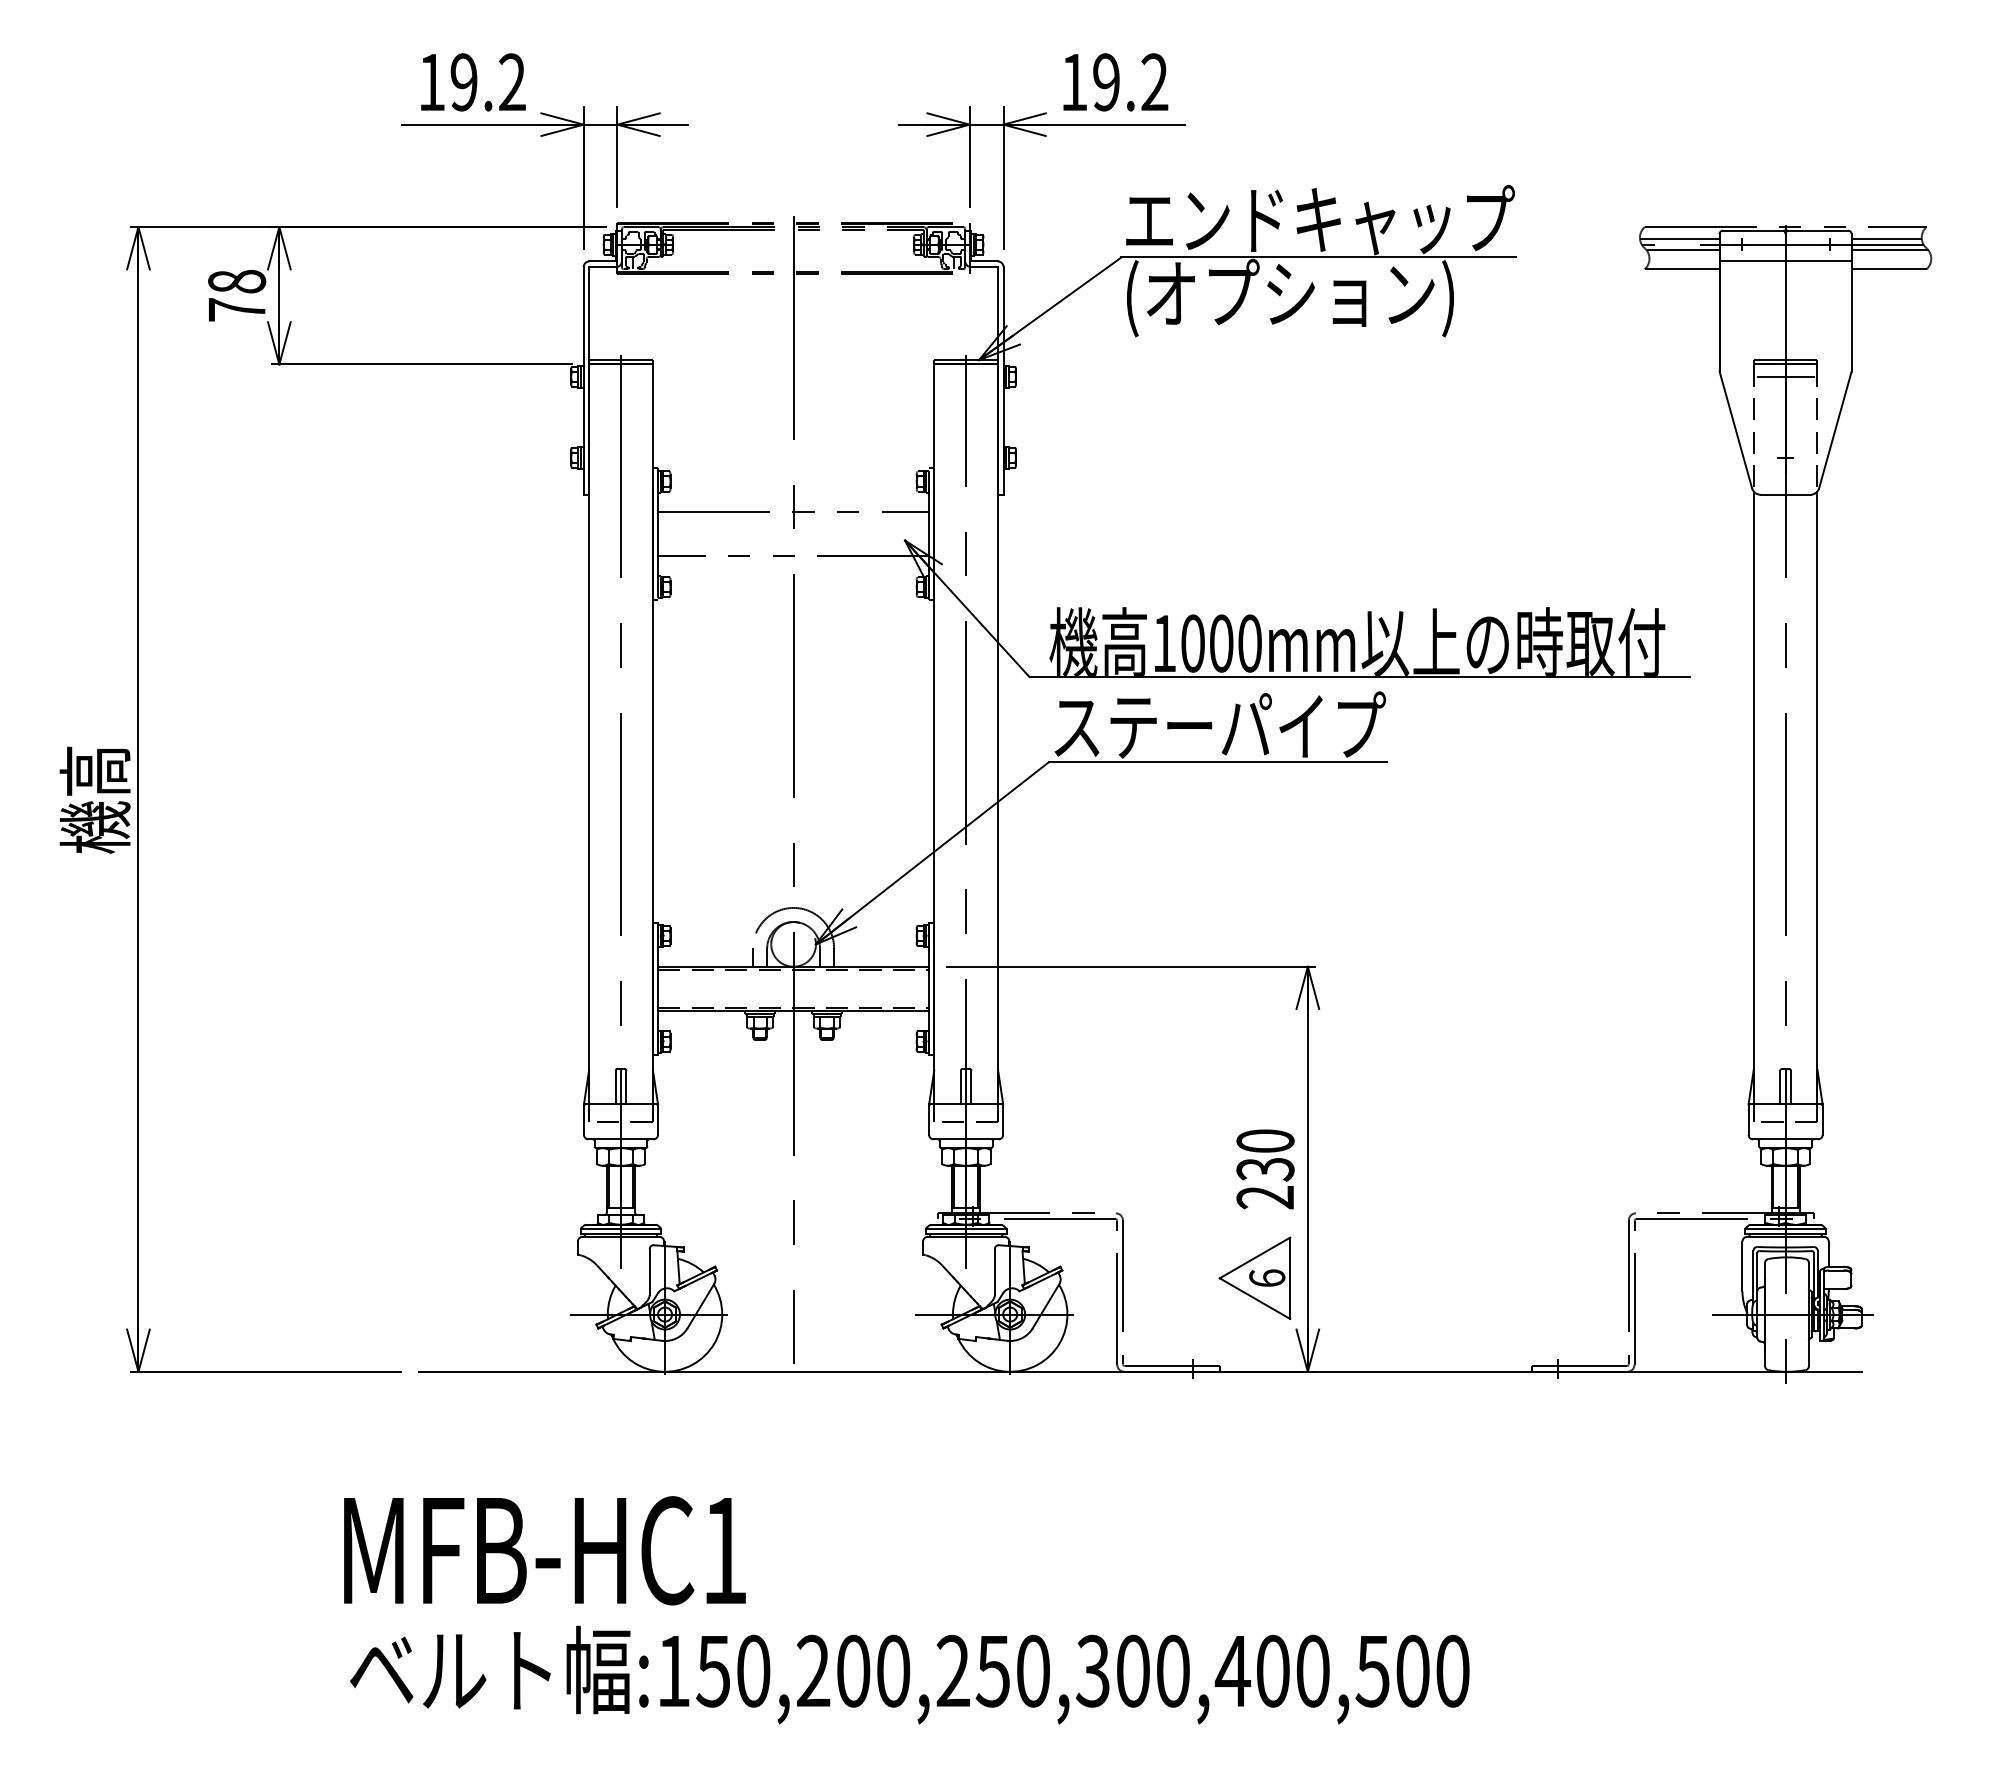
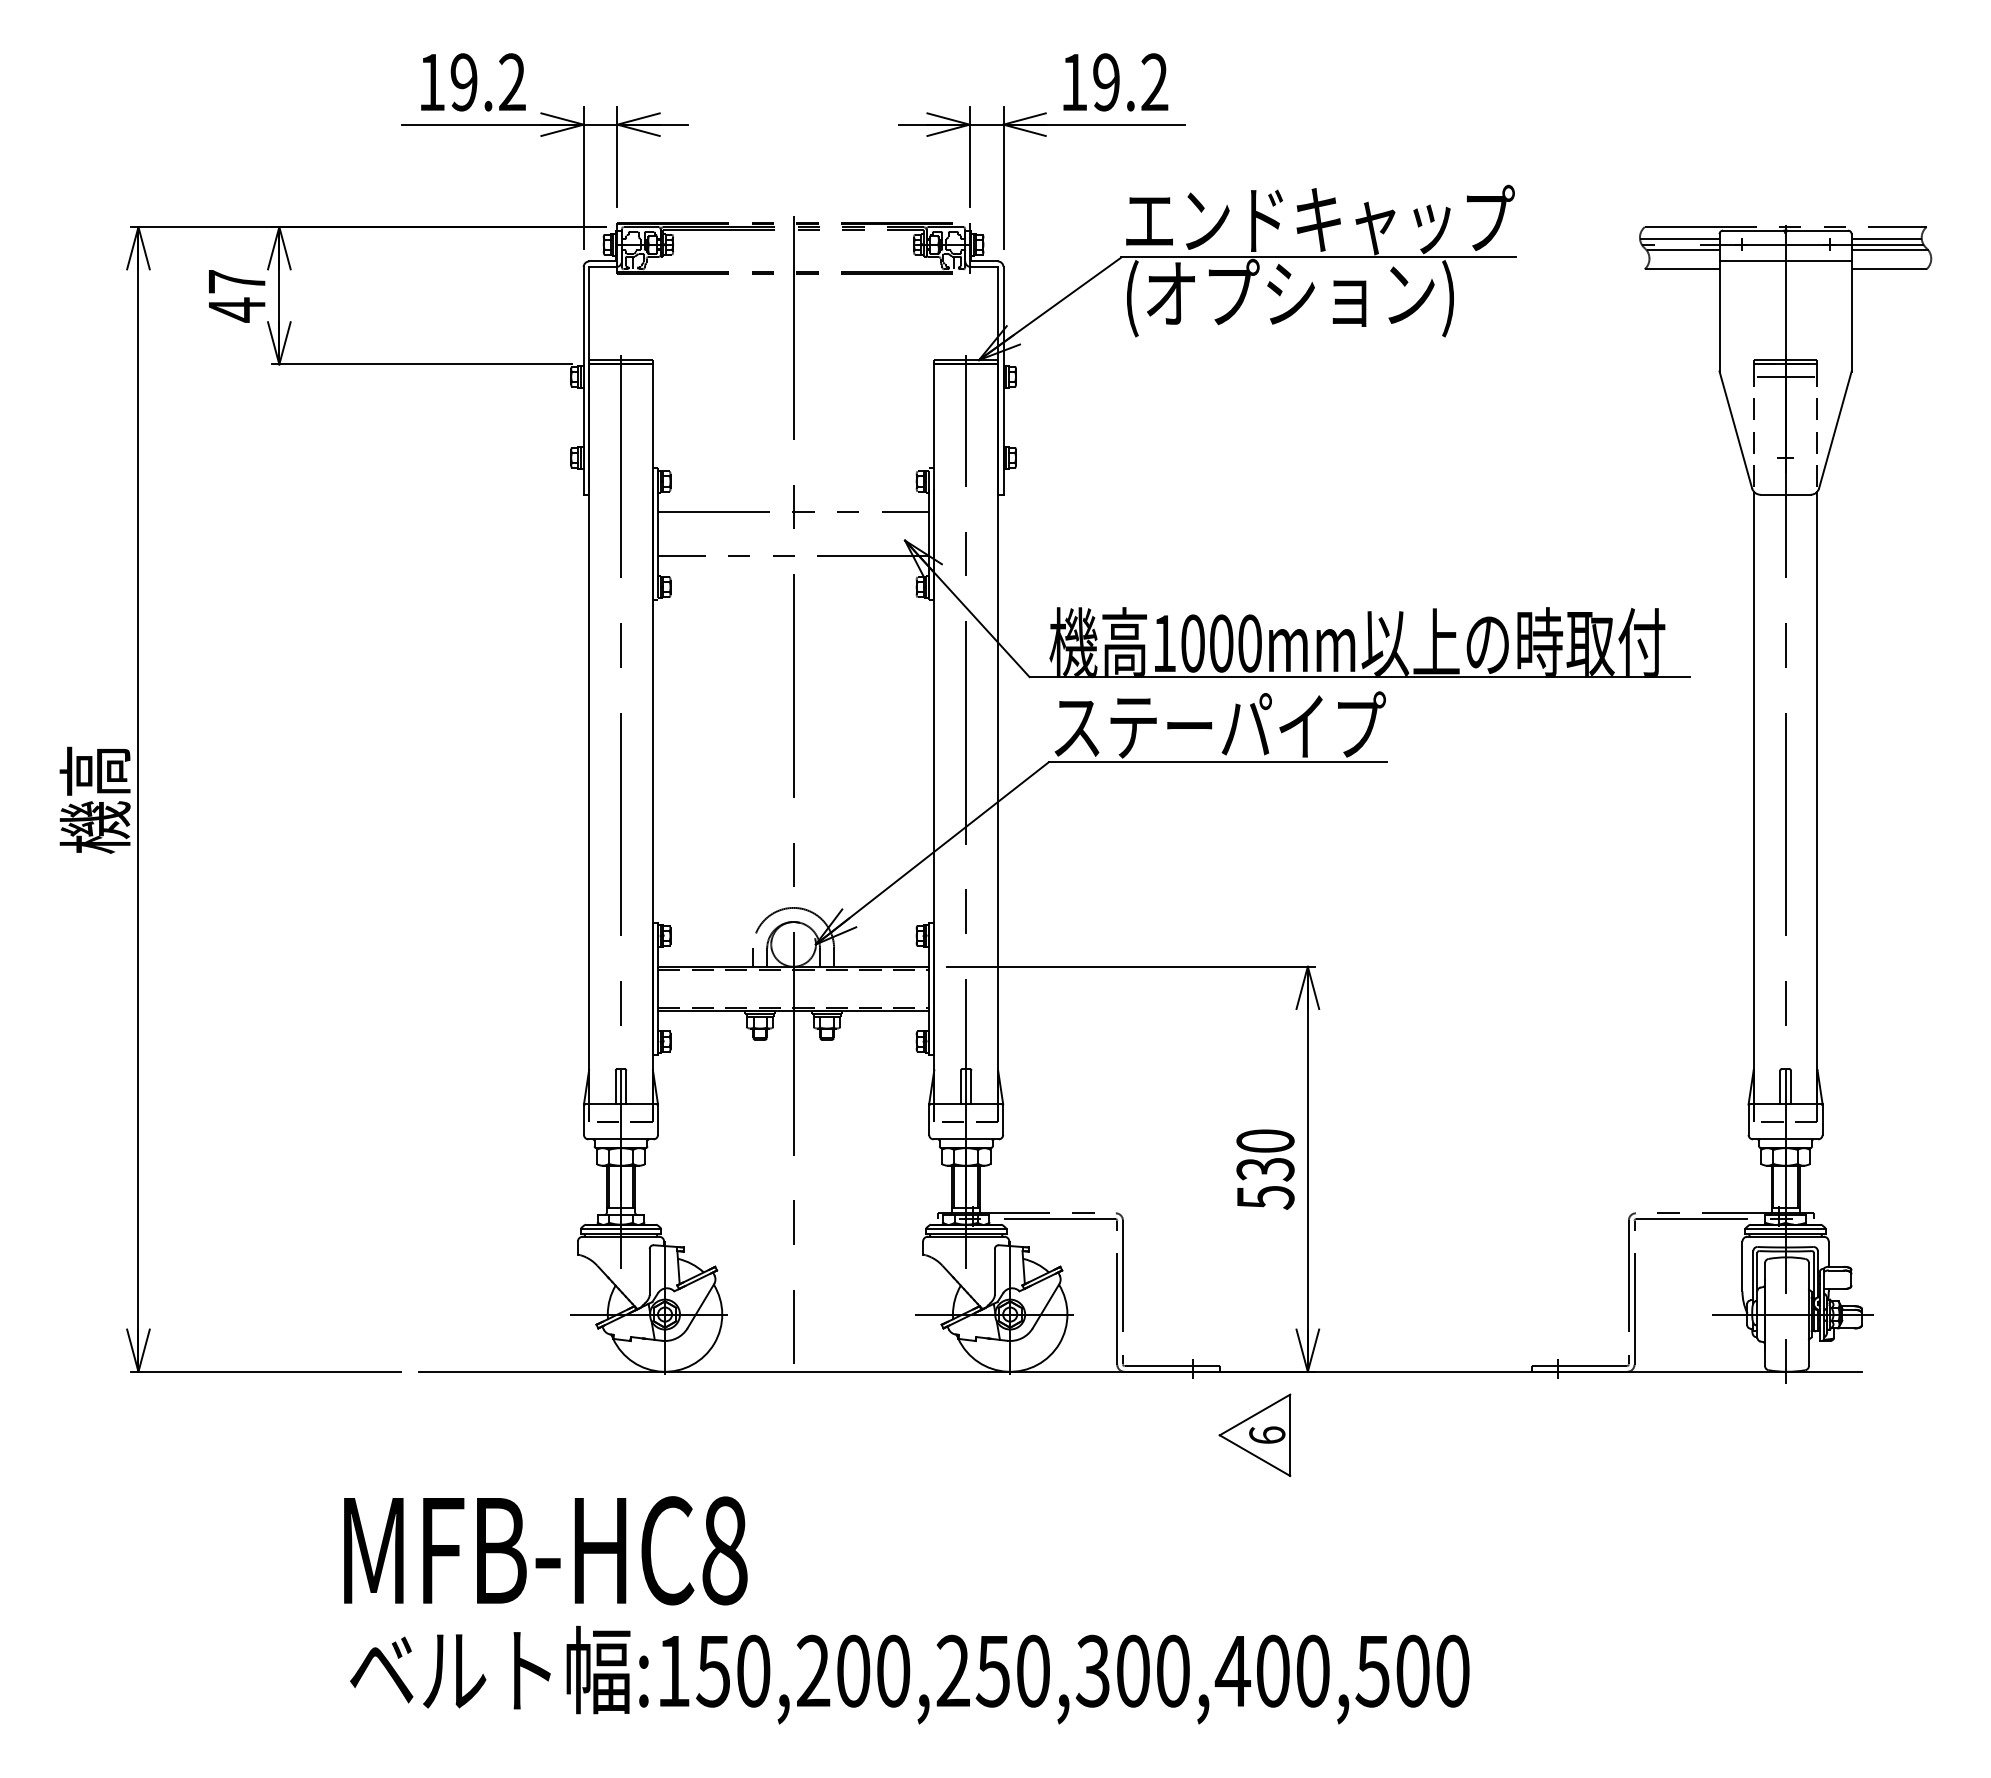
text: 78 -> 47 (237, 296)
text: 230 -> 530 (1265, 1197)
part position: (1254, 1277) -> (1254, 1434) (1254, 1434)
text: MFB-HC1 -> MFB-HC8 (724, 1550)
